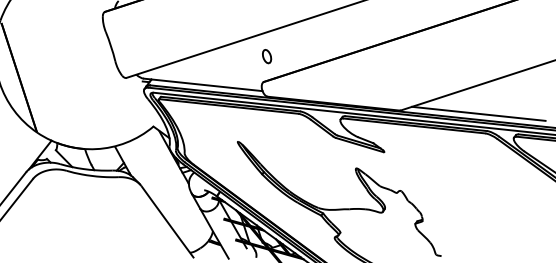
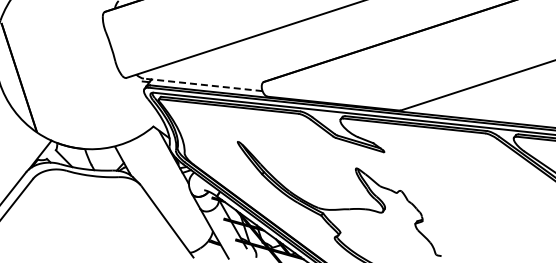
part: present -> none (267, 56)
line: solid -> dashed (203, 84)
line: present -> none (478, 113)
